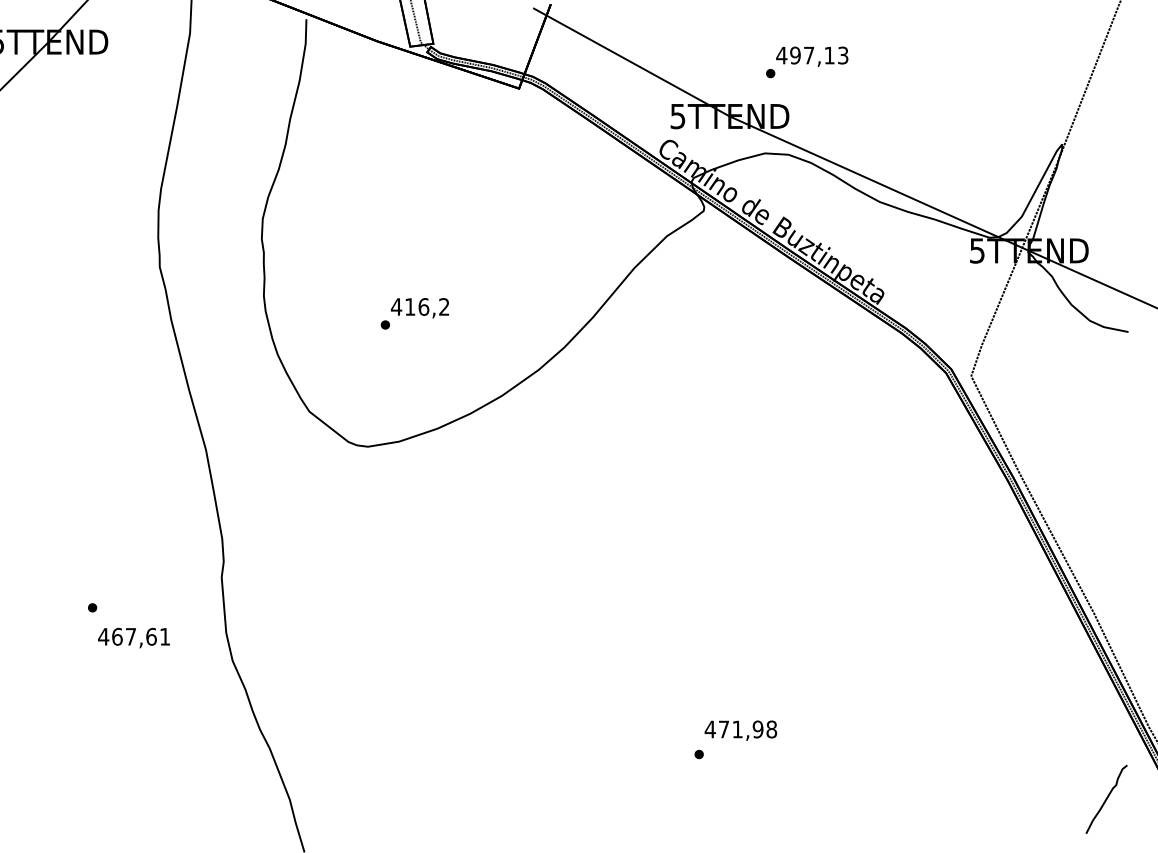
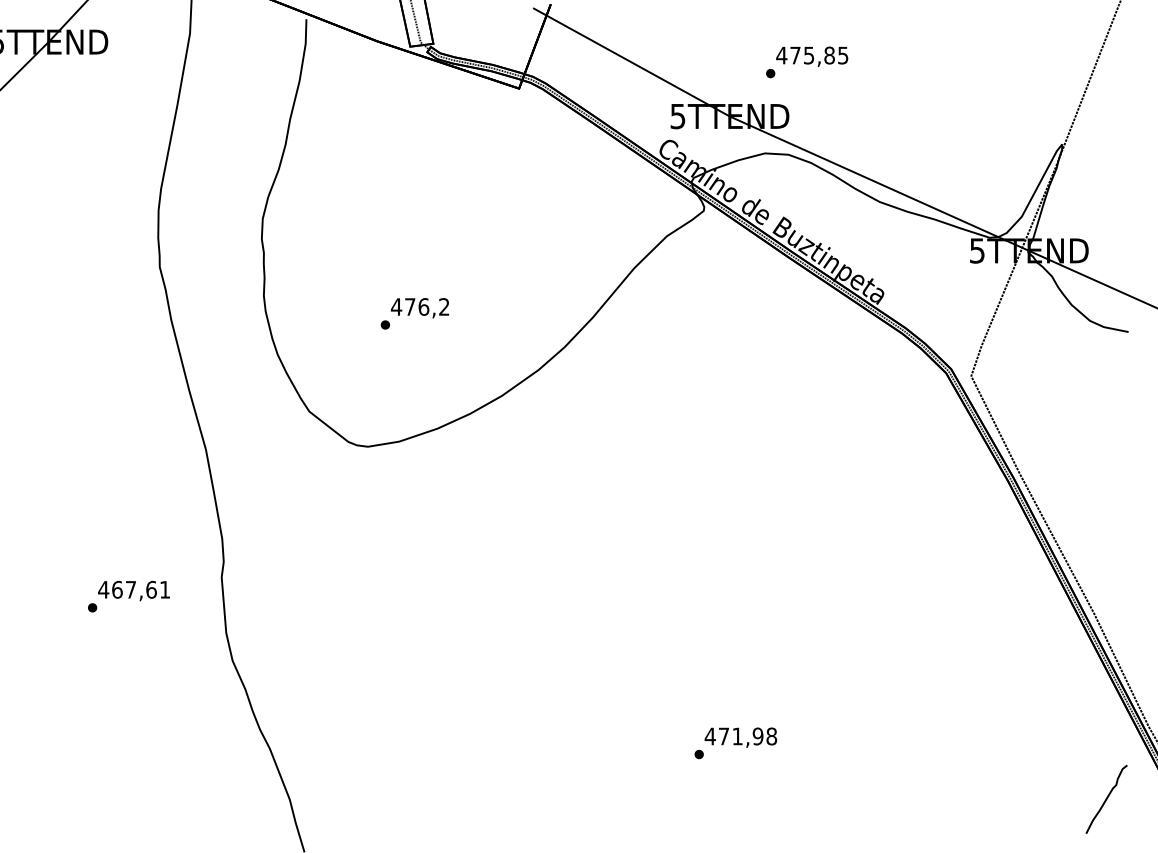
text: 497,13 -> 475,85 (819, 55)
text: 416,2 -> 476,2 (410, 306)
text position: (133, 637) -> (133, 590) (133, 590)
text position: (740, 730) -> (740, 737) (740, 737)
